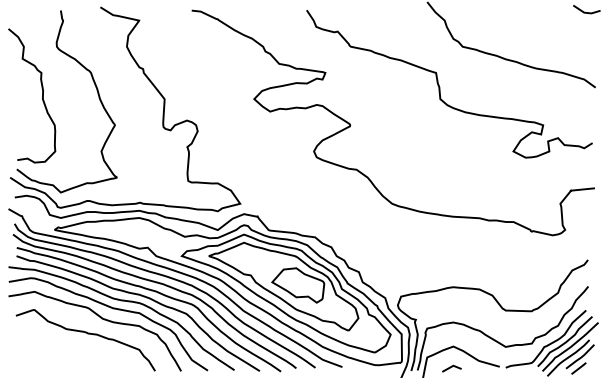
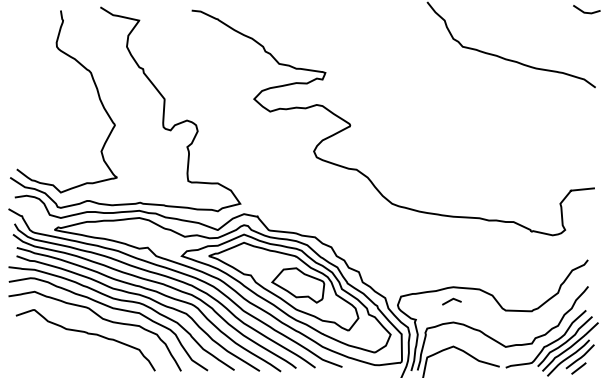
curve: present -> none (440, 87)
curve: present -> none (42, 95)
line position: (451, 367) -> (451, 300) (451, 300)
